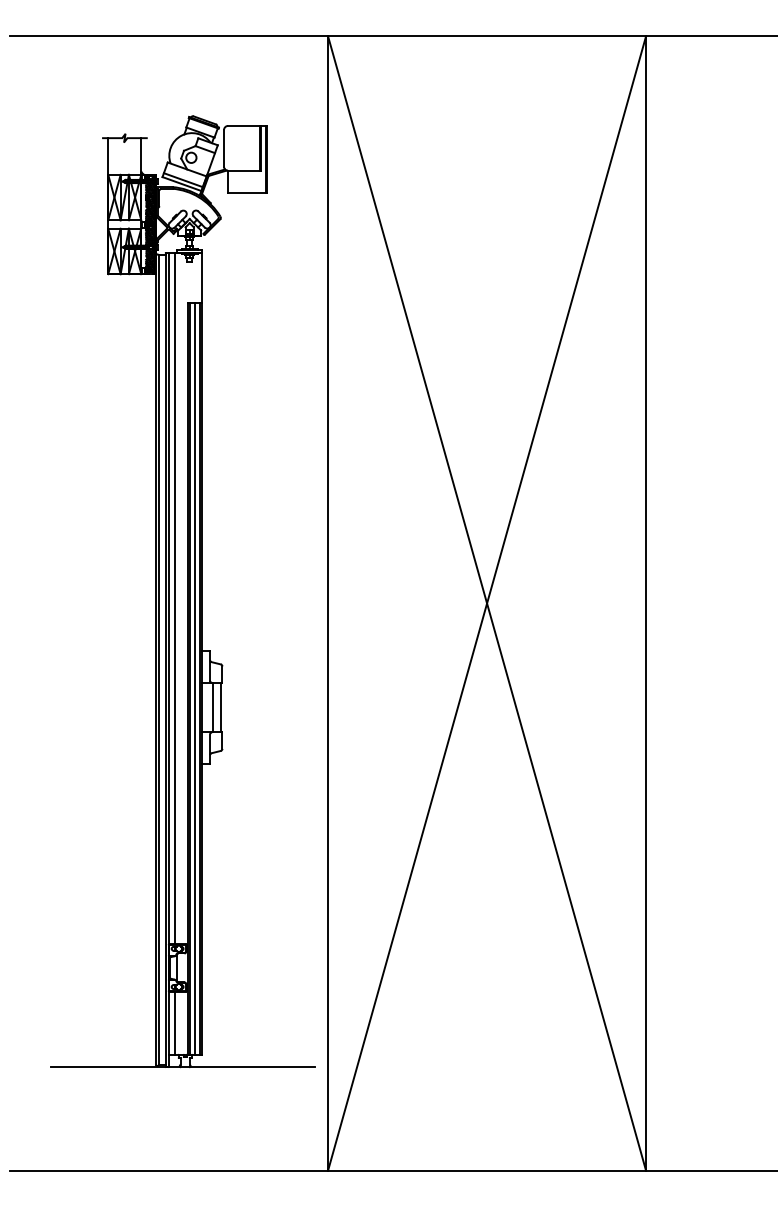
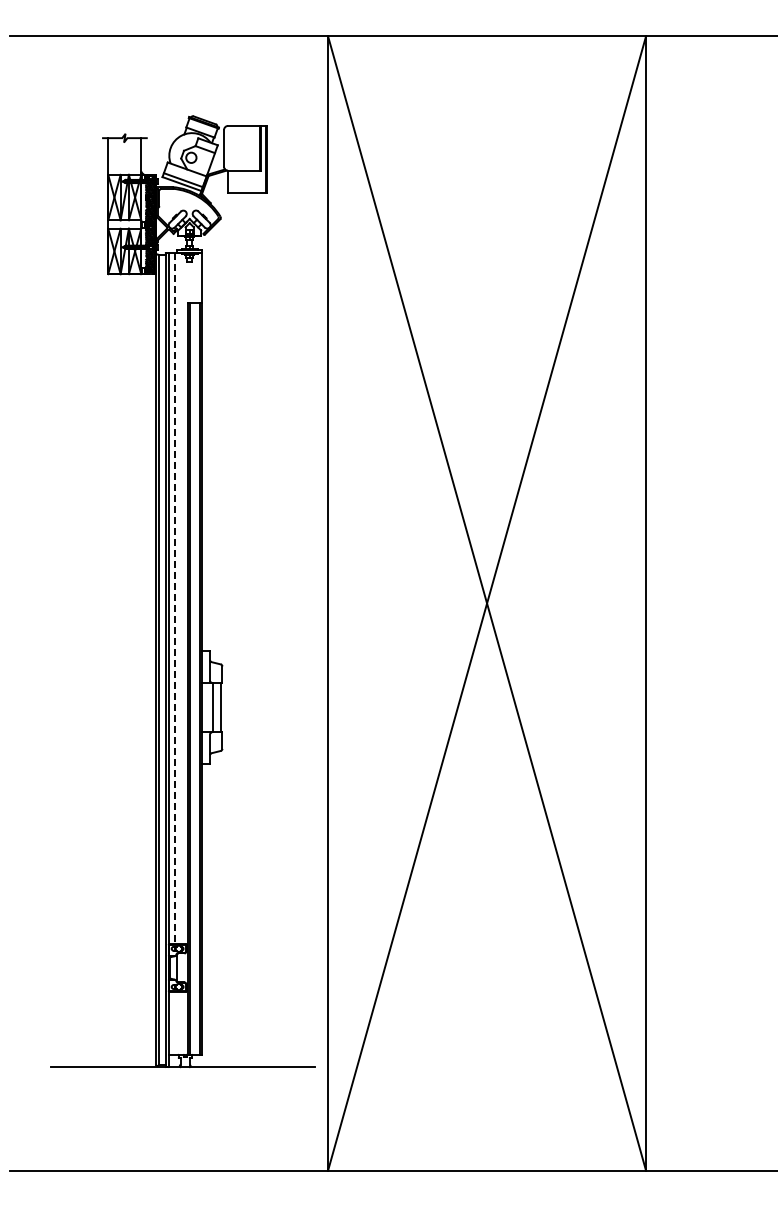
line: solid -> dashed (174, 598)
line: present -> none (195, 678)
line: present -> none (174, 1022)
